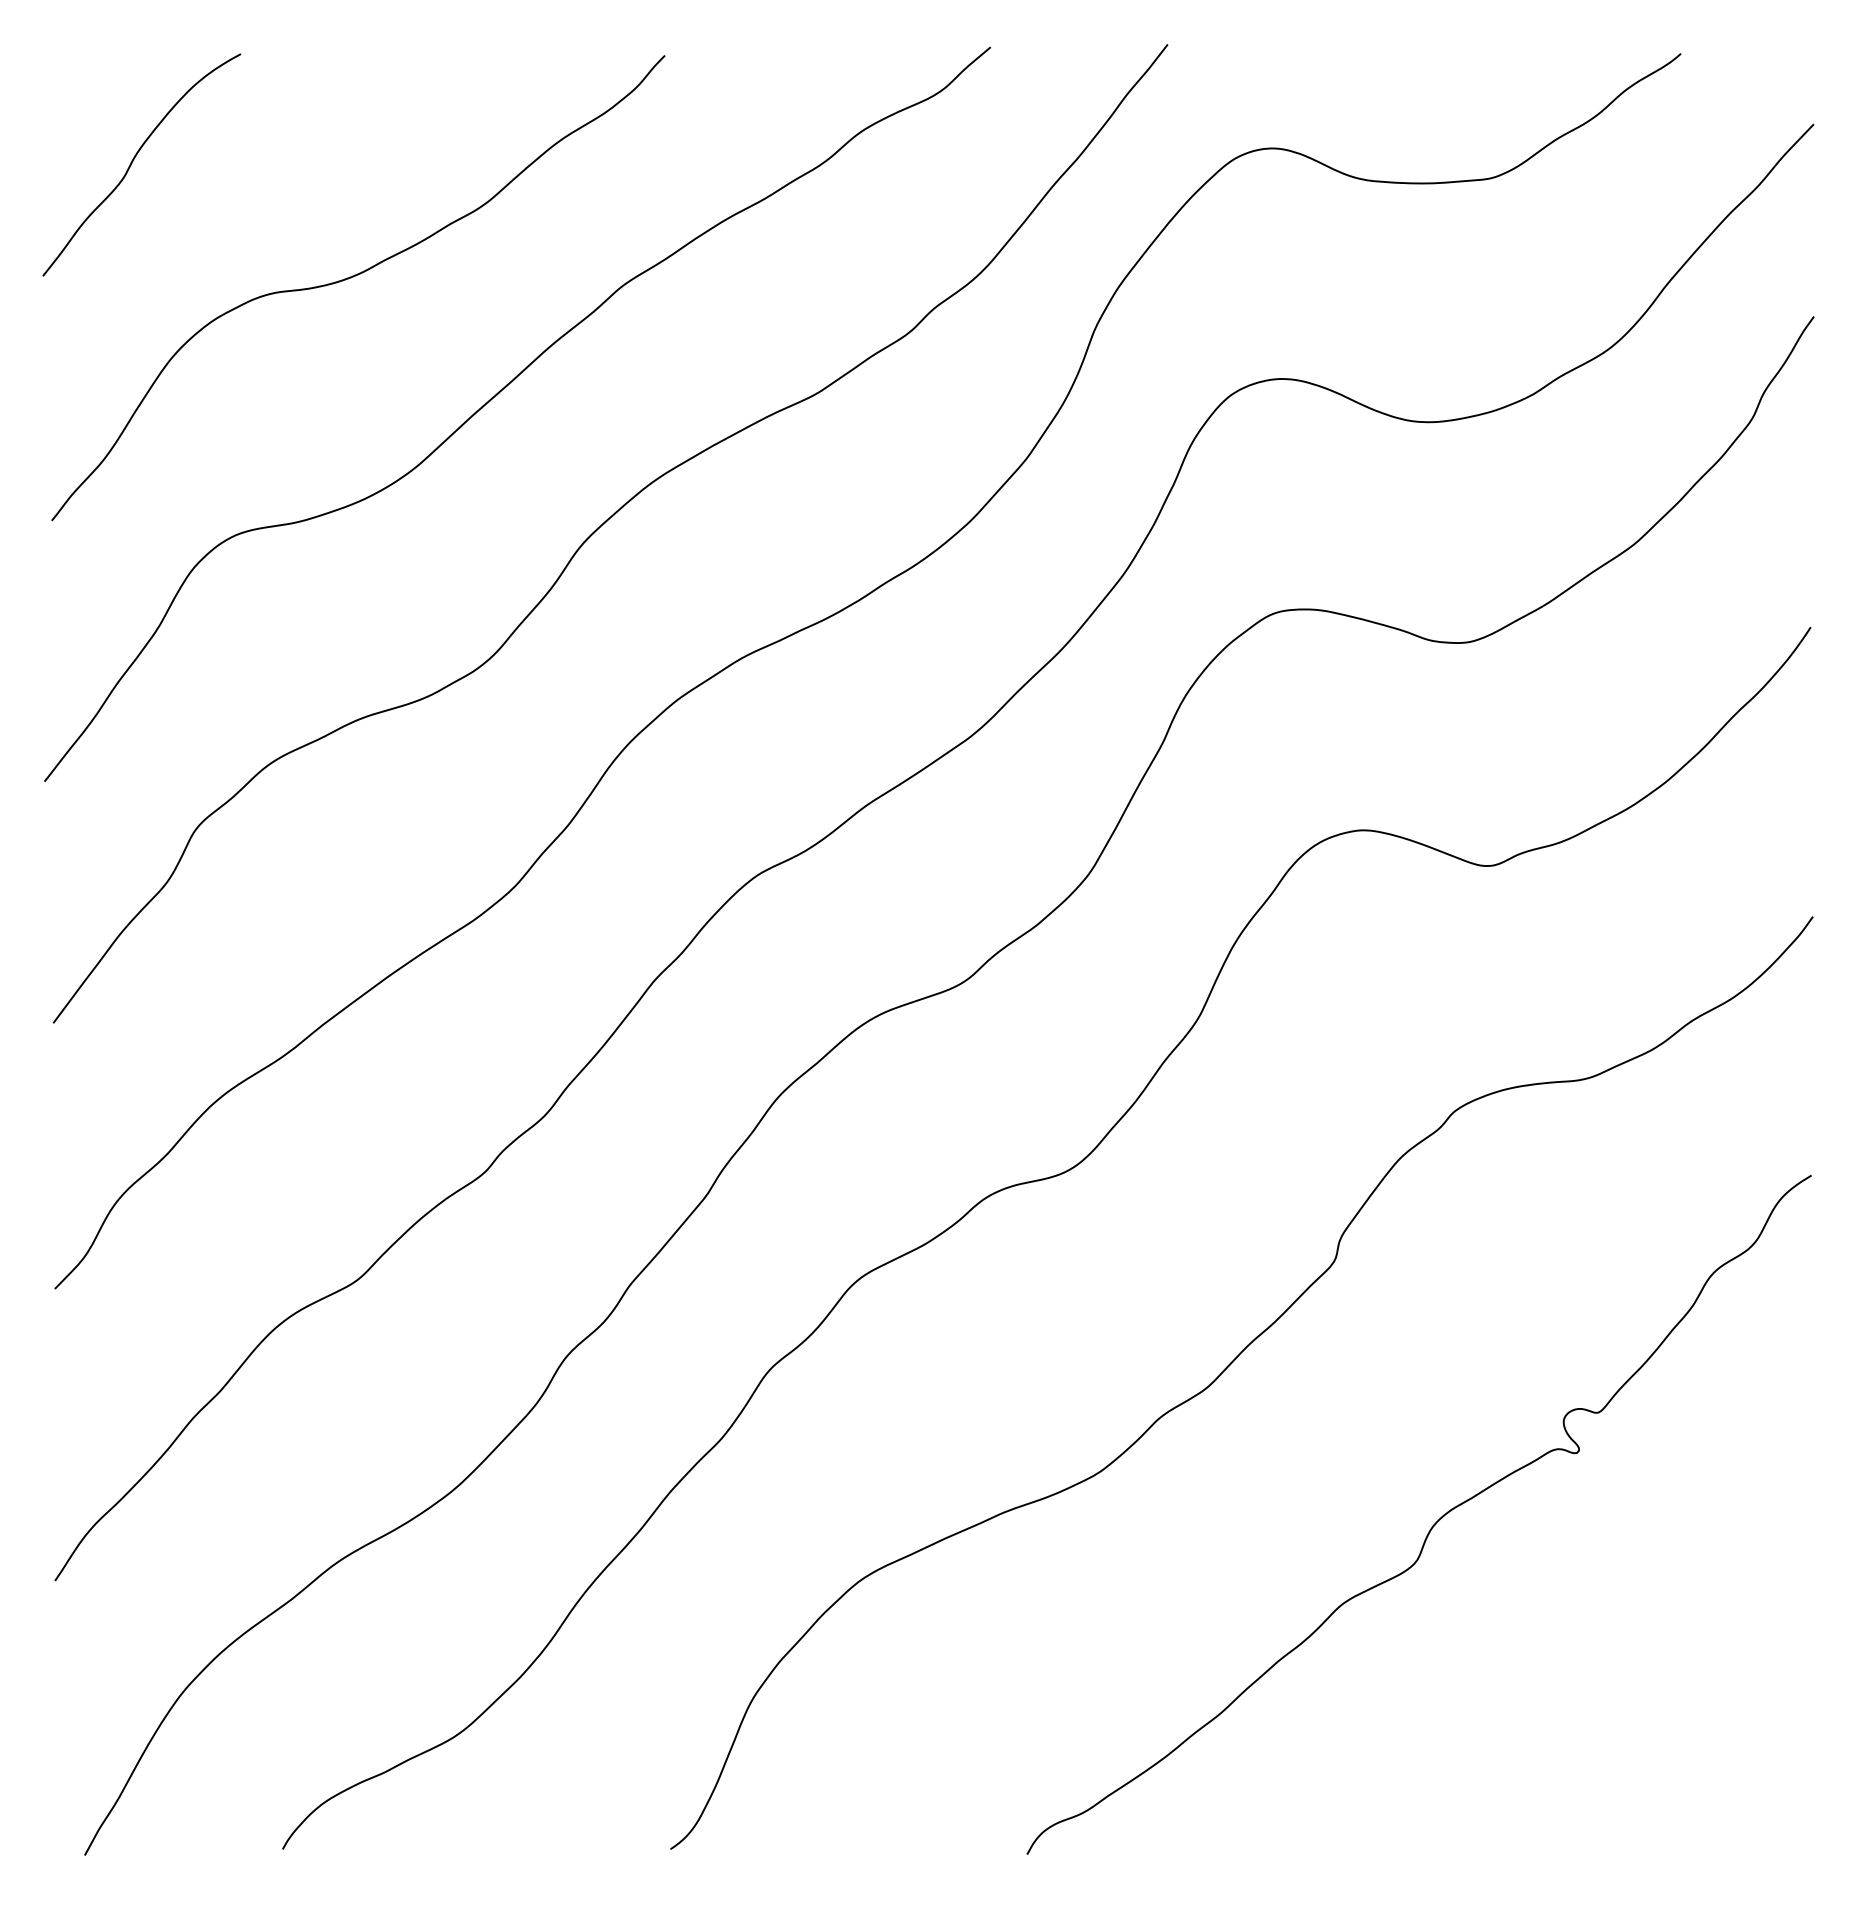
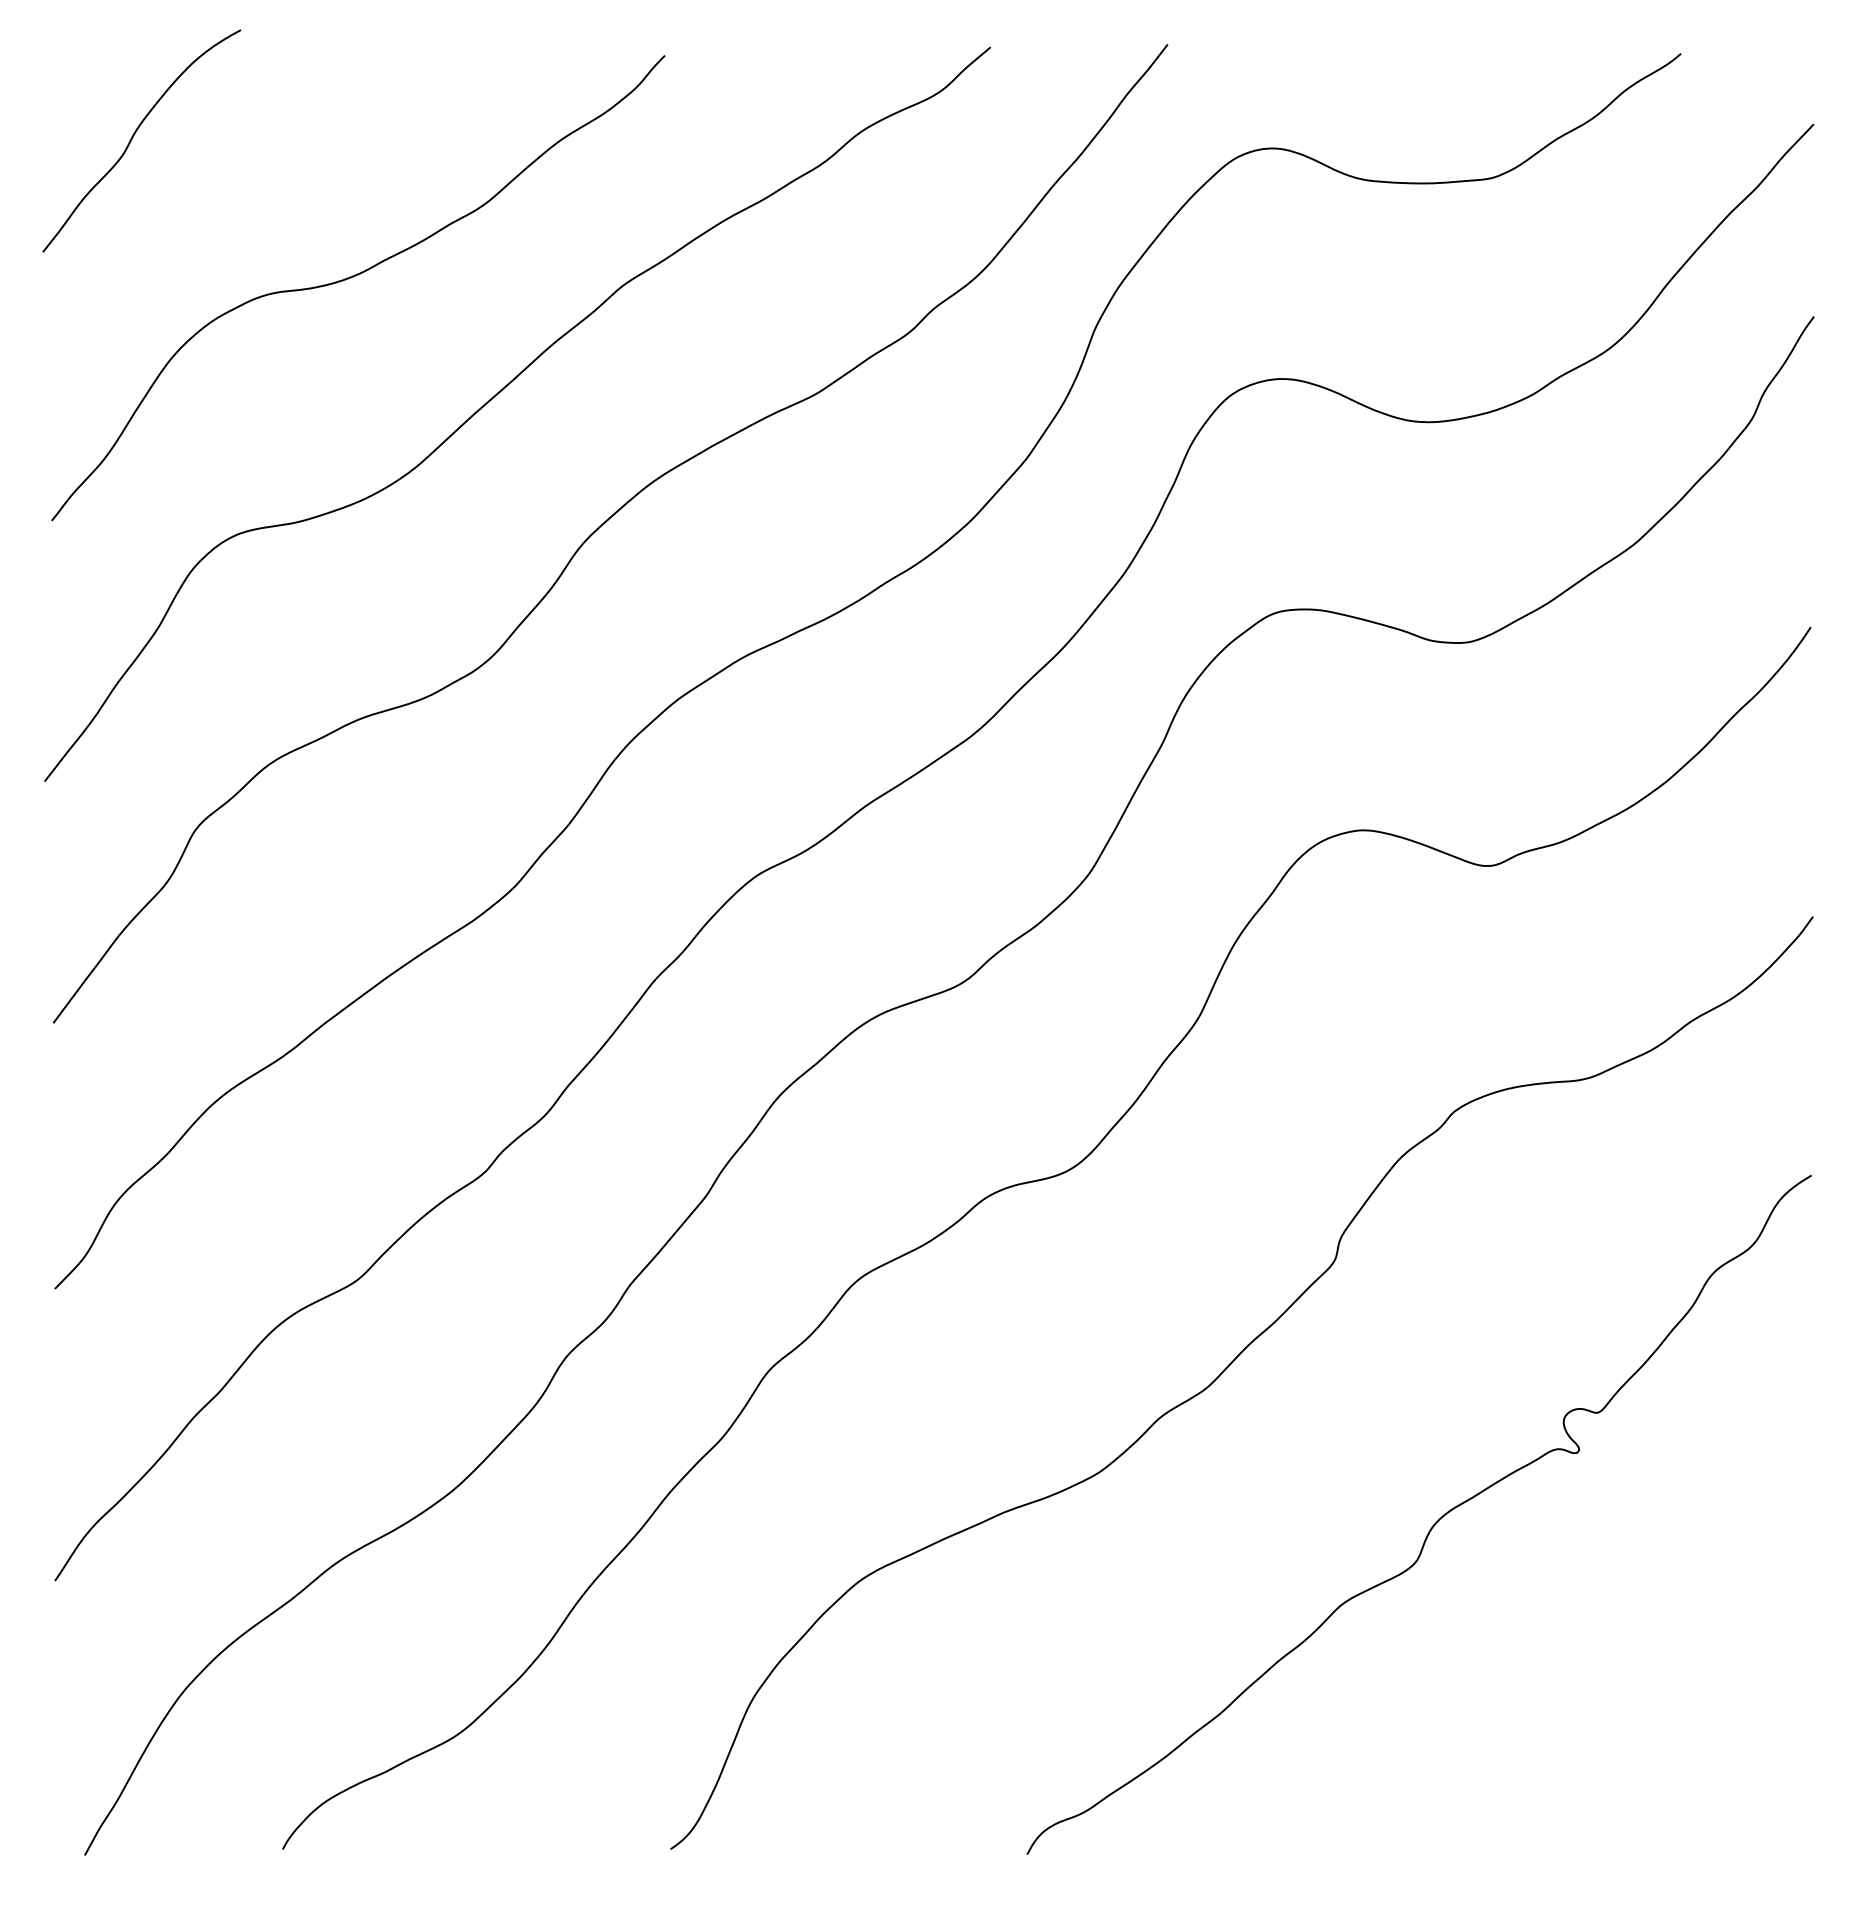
curve position: (133, 161) -> (133, 137) (133, 137)
